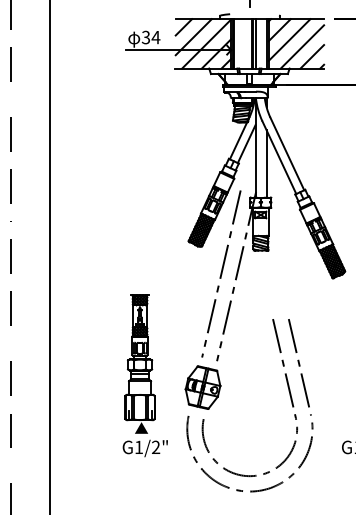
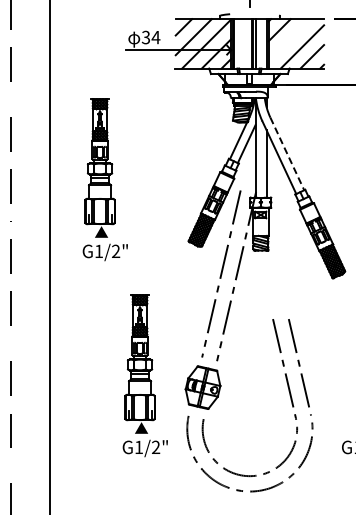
line: present -> none (289, 40)
line: solid -> dashed (287, 154)
part: none -> present (104, 179)
